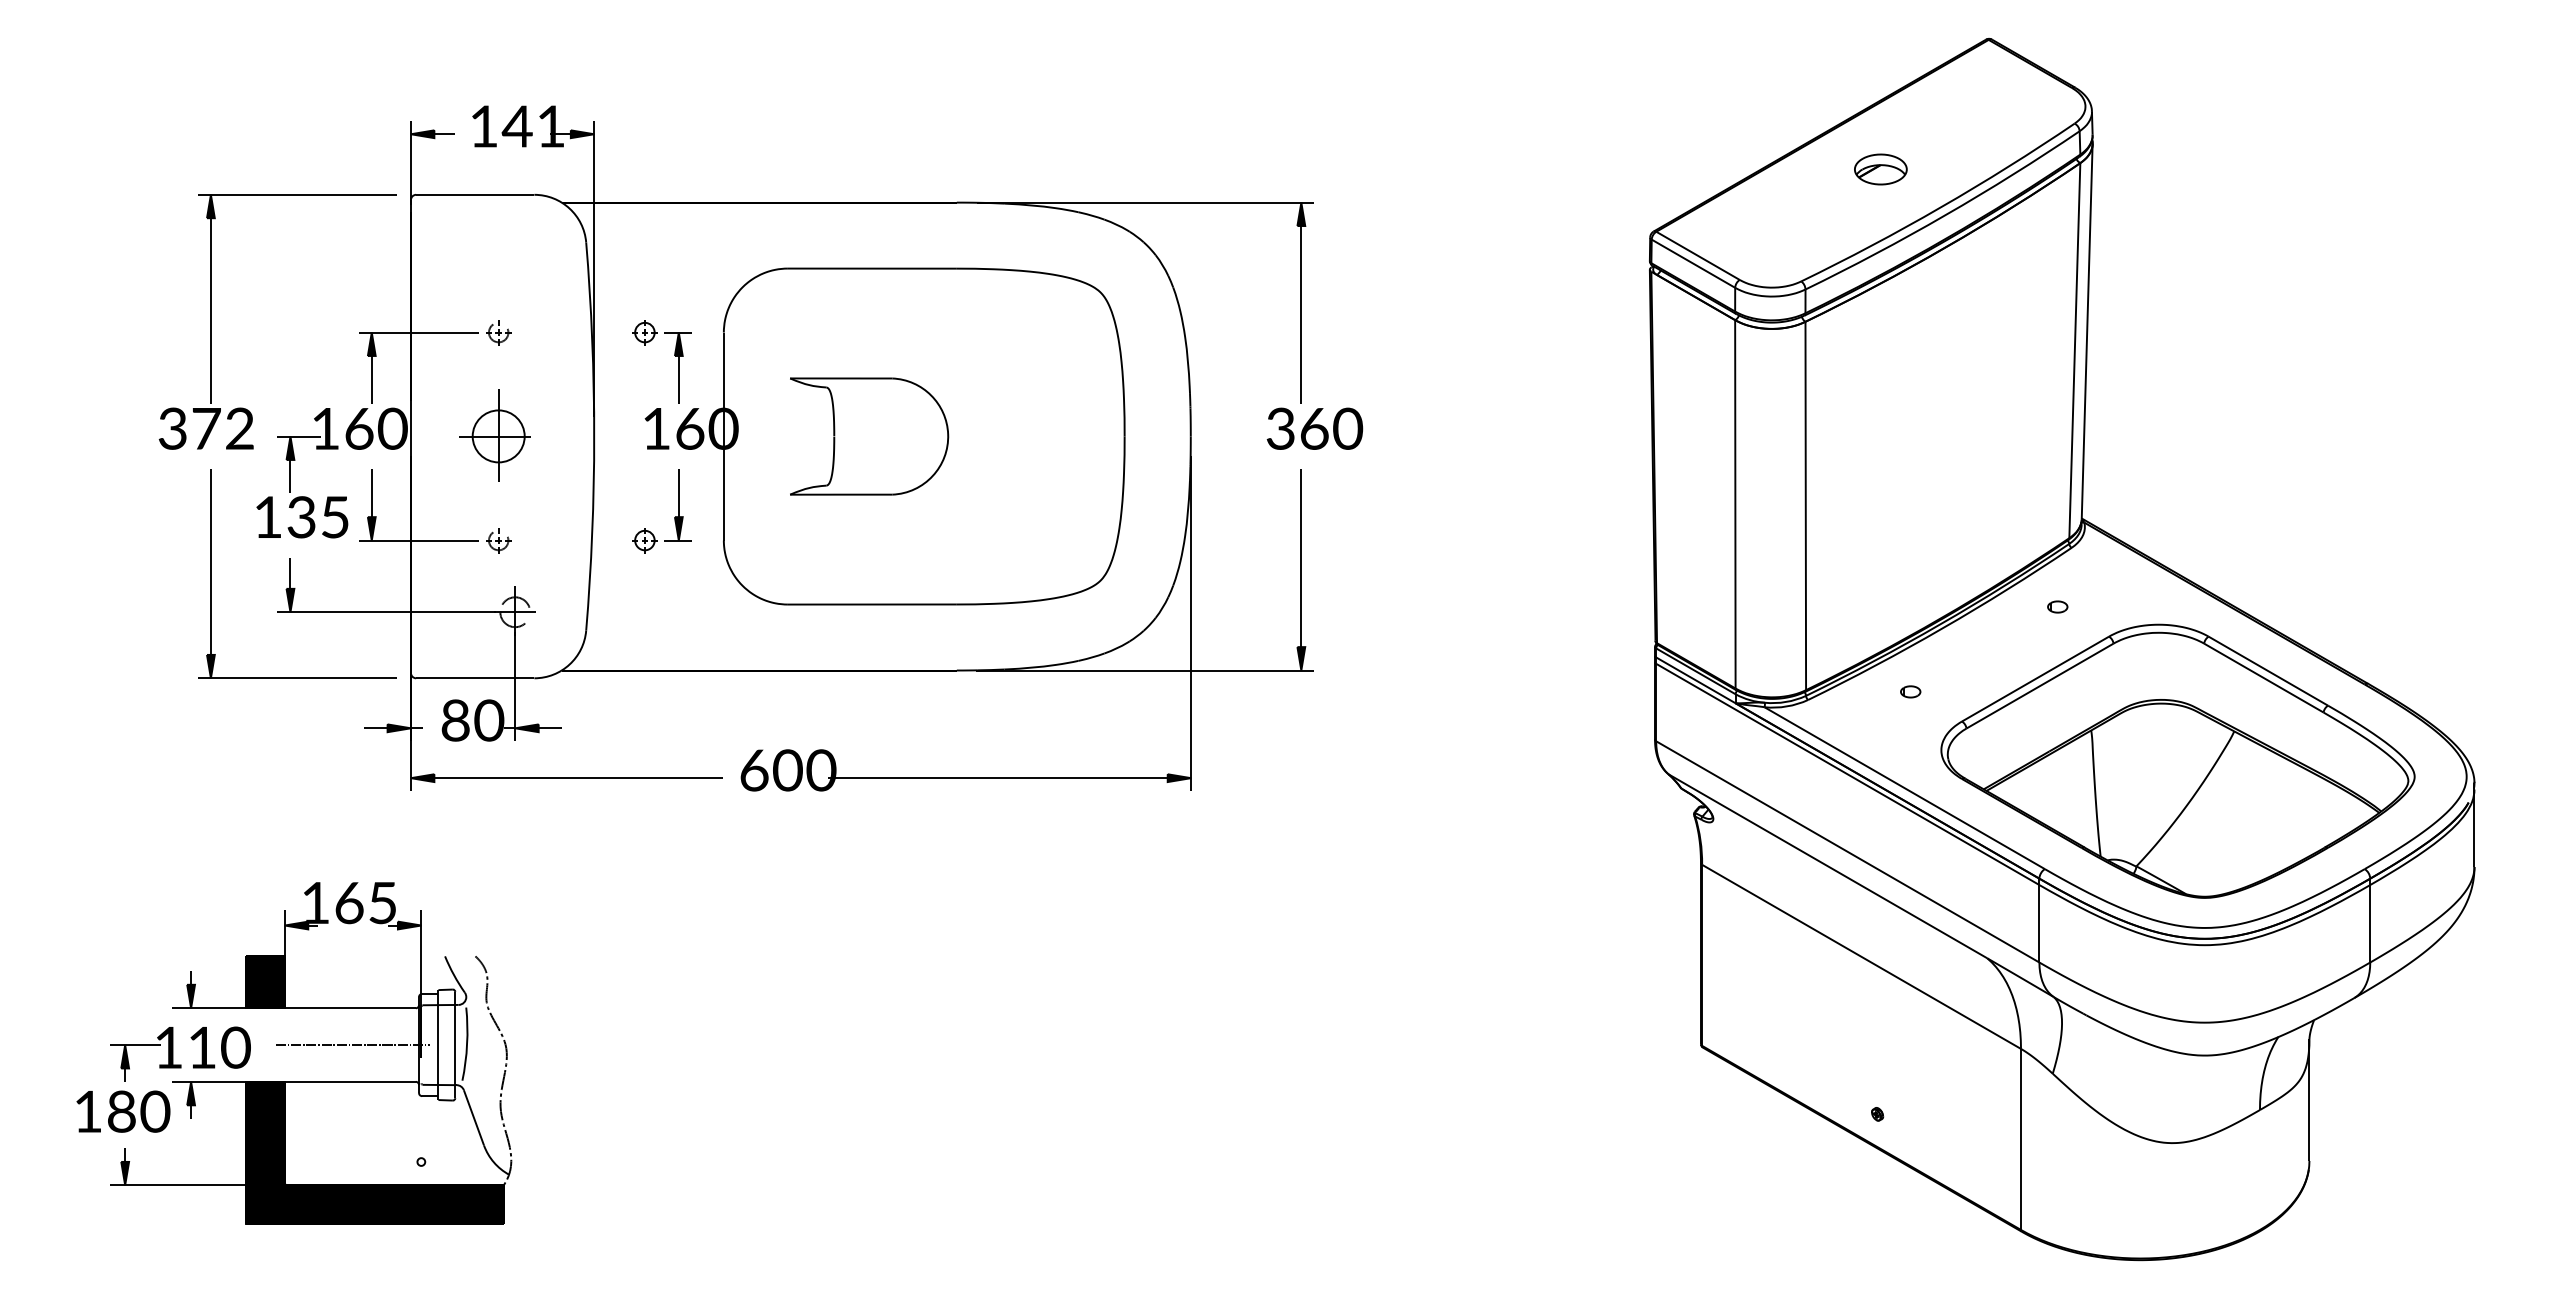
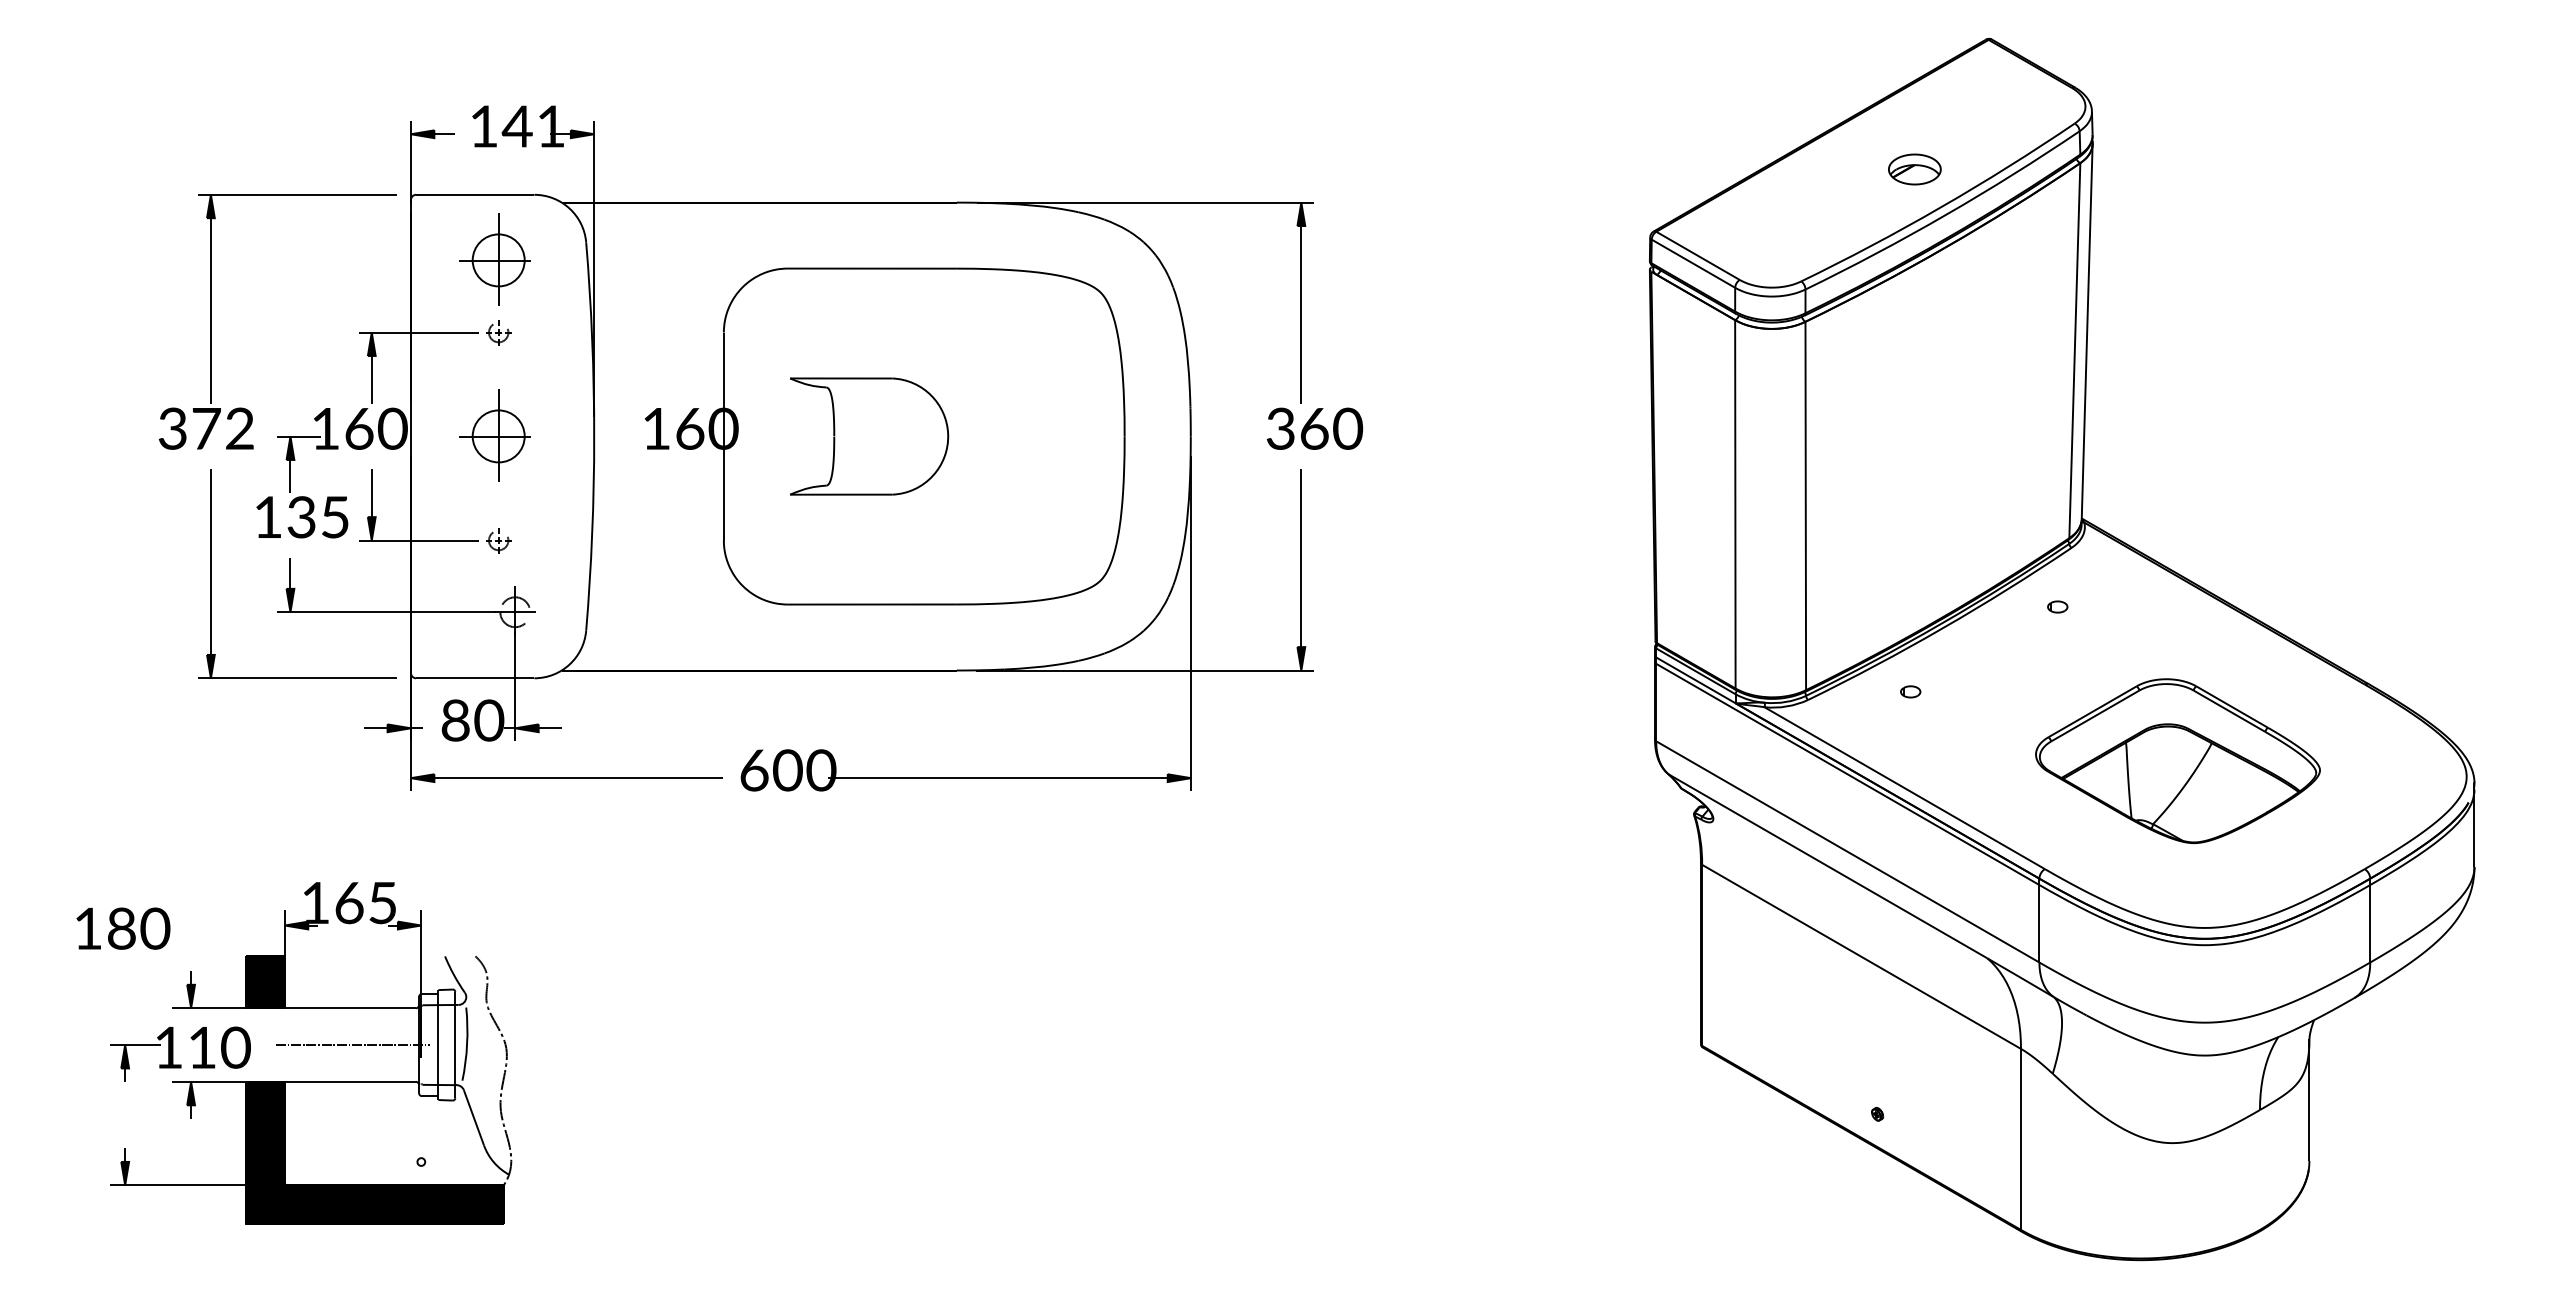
part position: (1880, 169) -> (1914, 169) (1914, 169)
part: none -> present (494, 259)
part: present -> none (674, 355)
part: present -> none (674, 517)
part size: 476x276 px -> 286x167 px (2177, 761)
text position: (123, 1111) -> (123, 928) (123, 928)
